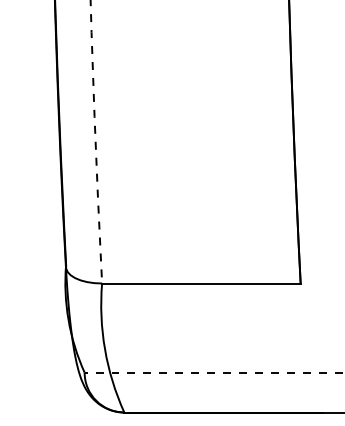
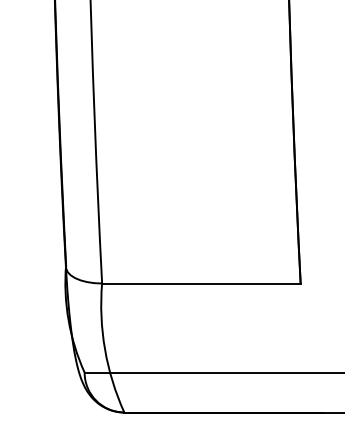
arc: dashed -> solid (95, 142)
line: dashed -> solid (214, 372)
